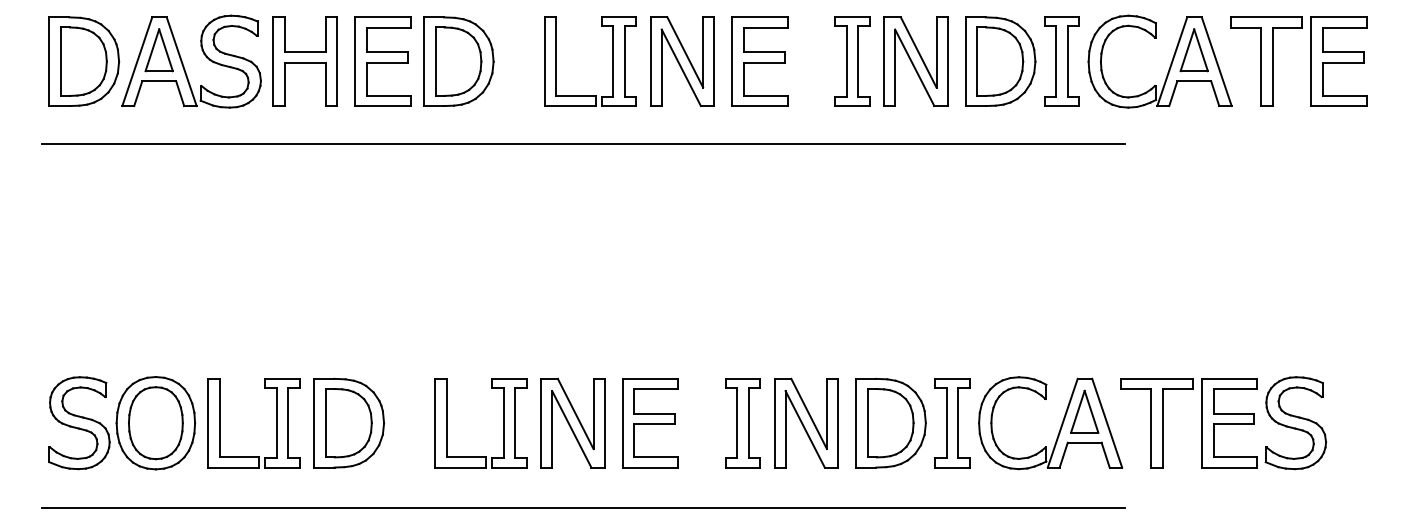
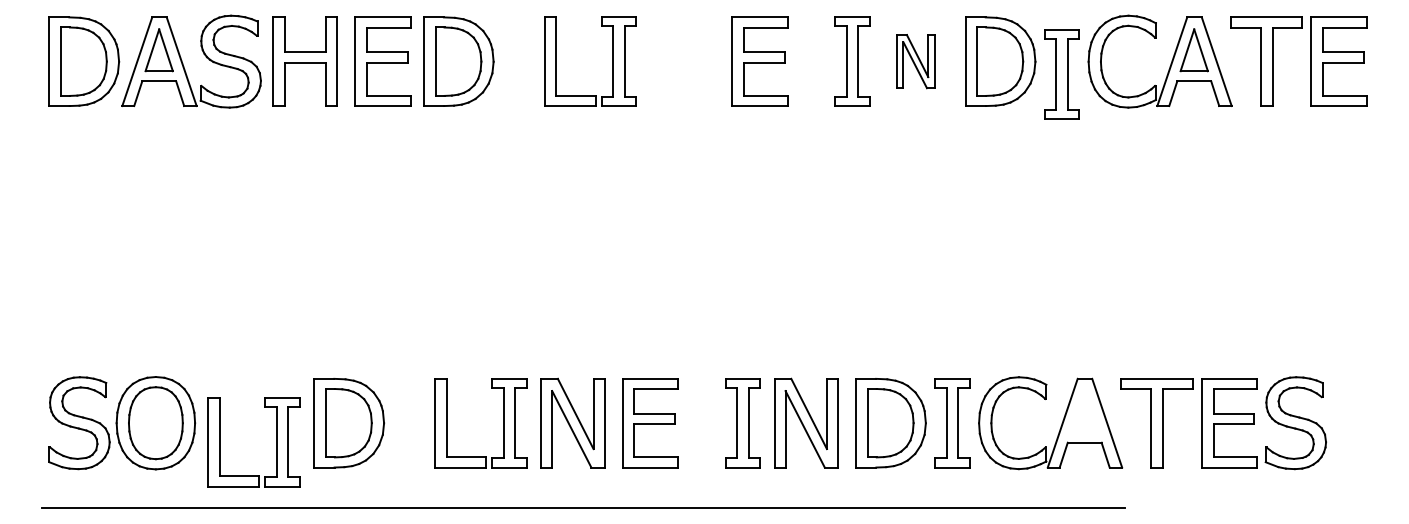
part: present -> none (682, 61)
part size: 66x91 px -> 40x56 px (915, 61)
part position: (1061, 61) -> (1061, 74) (1061, 74)
line: present -> none (583, 143)
part: present -> none (1084, 411)
part position: (276, 423) -> (276, 442) (276, 442)
